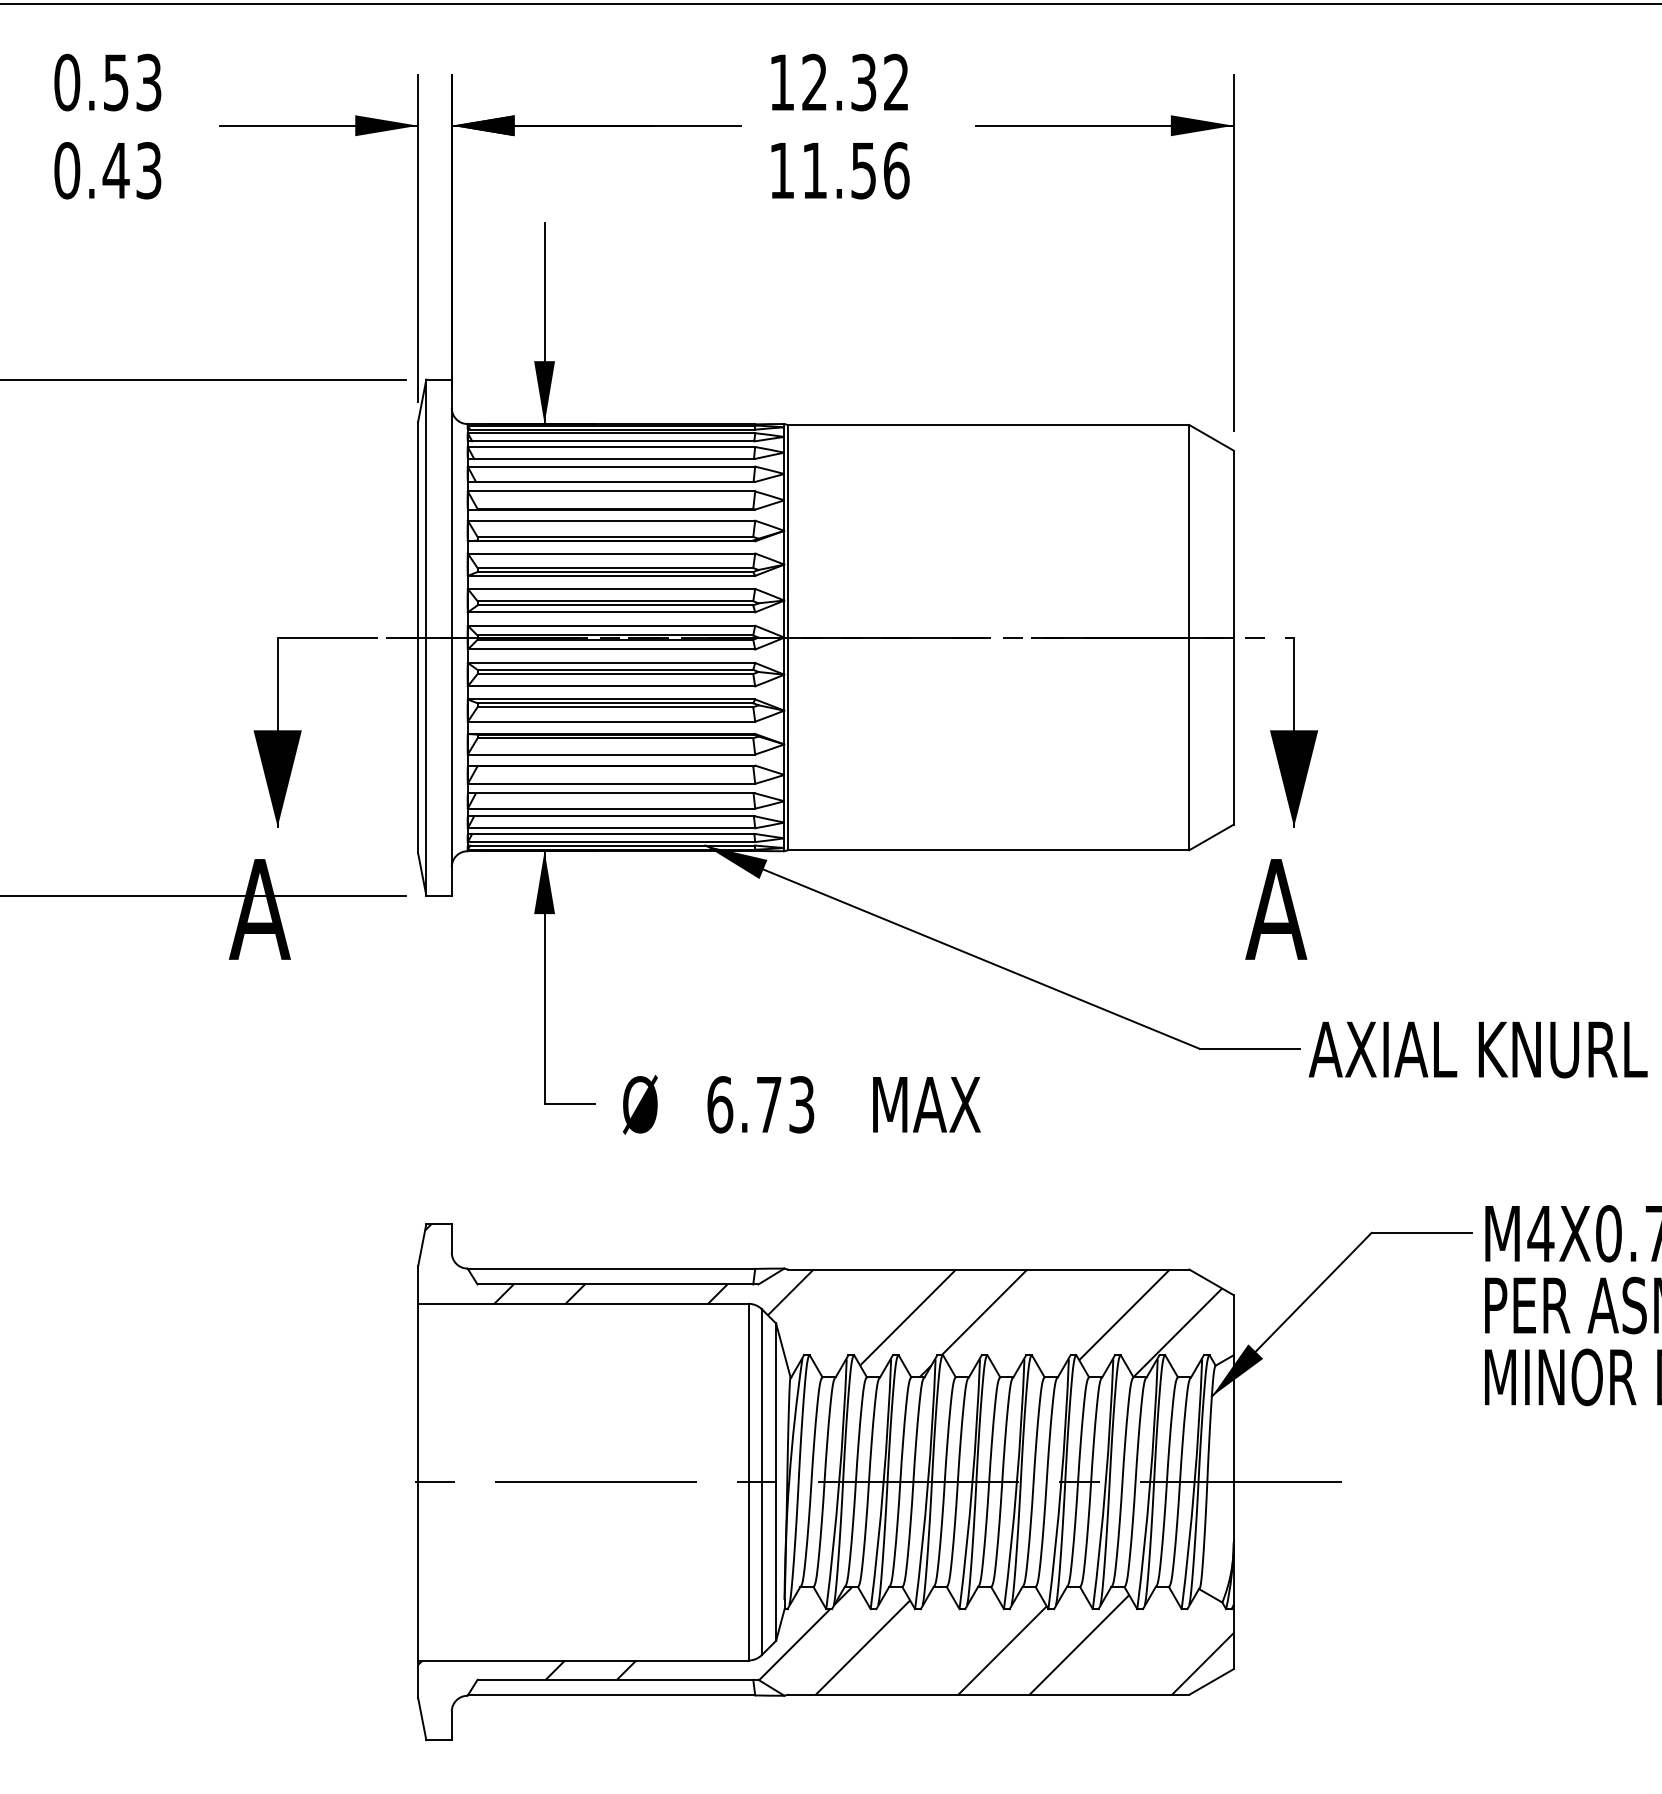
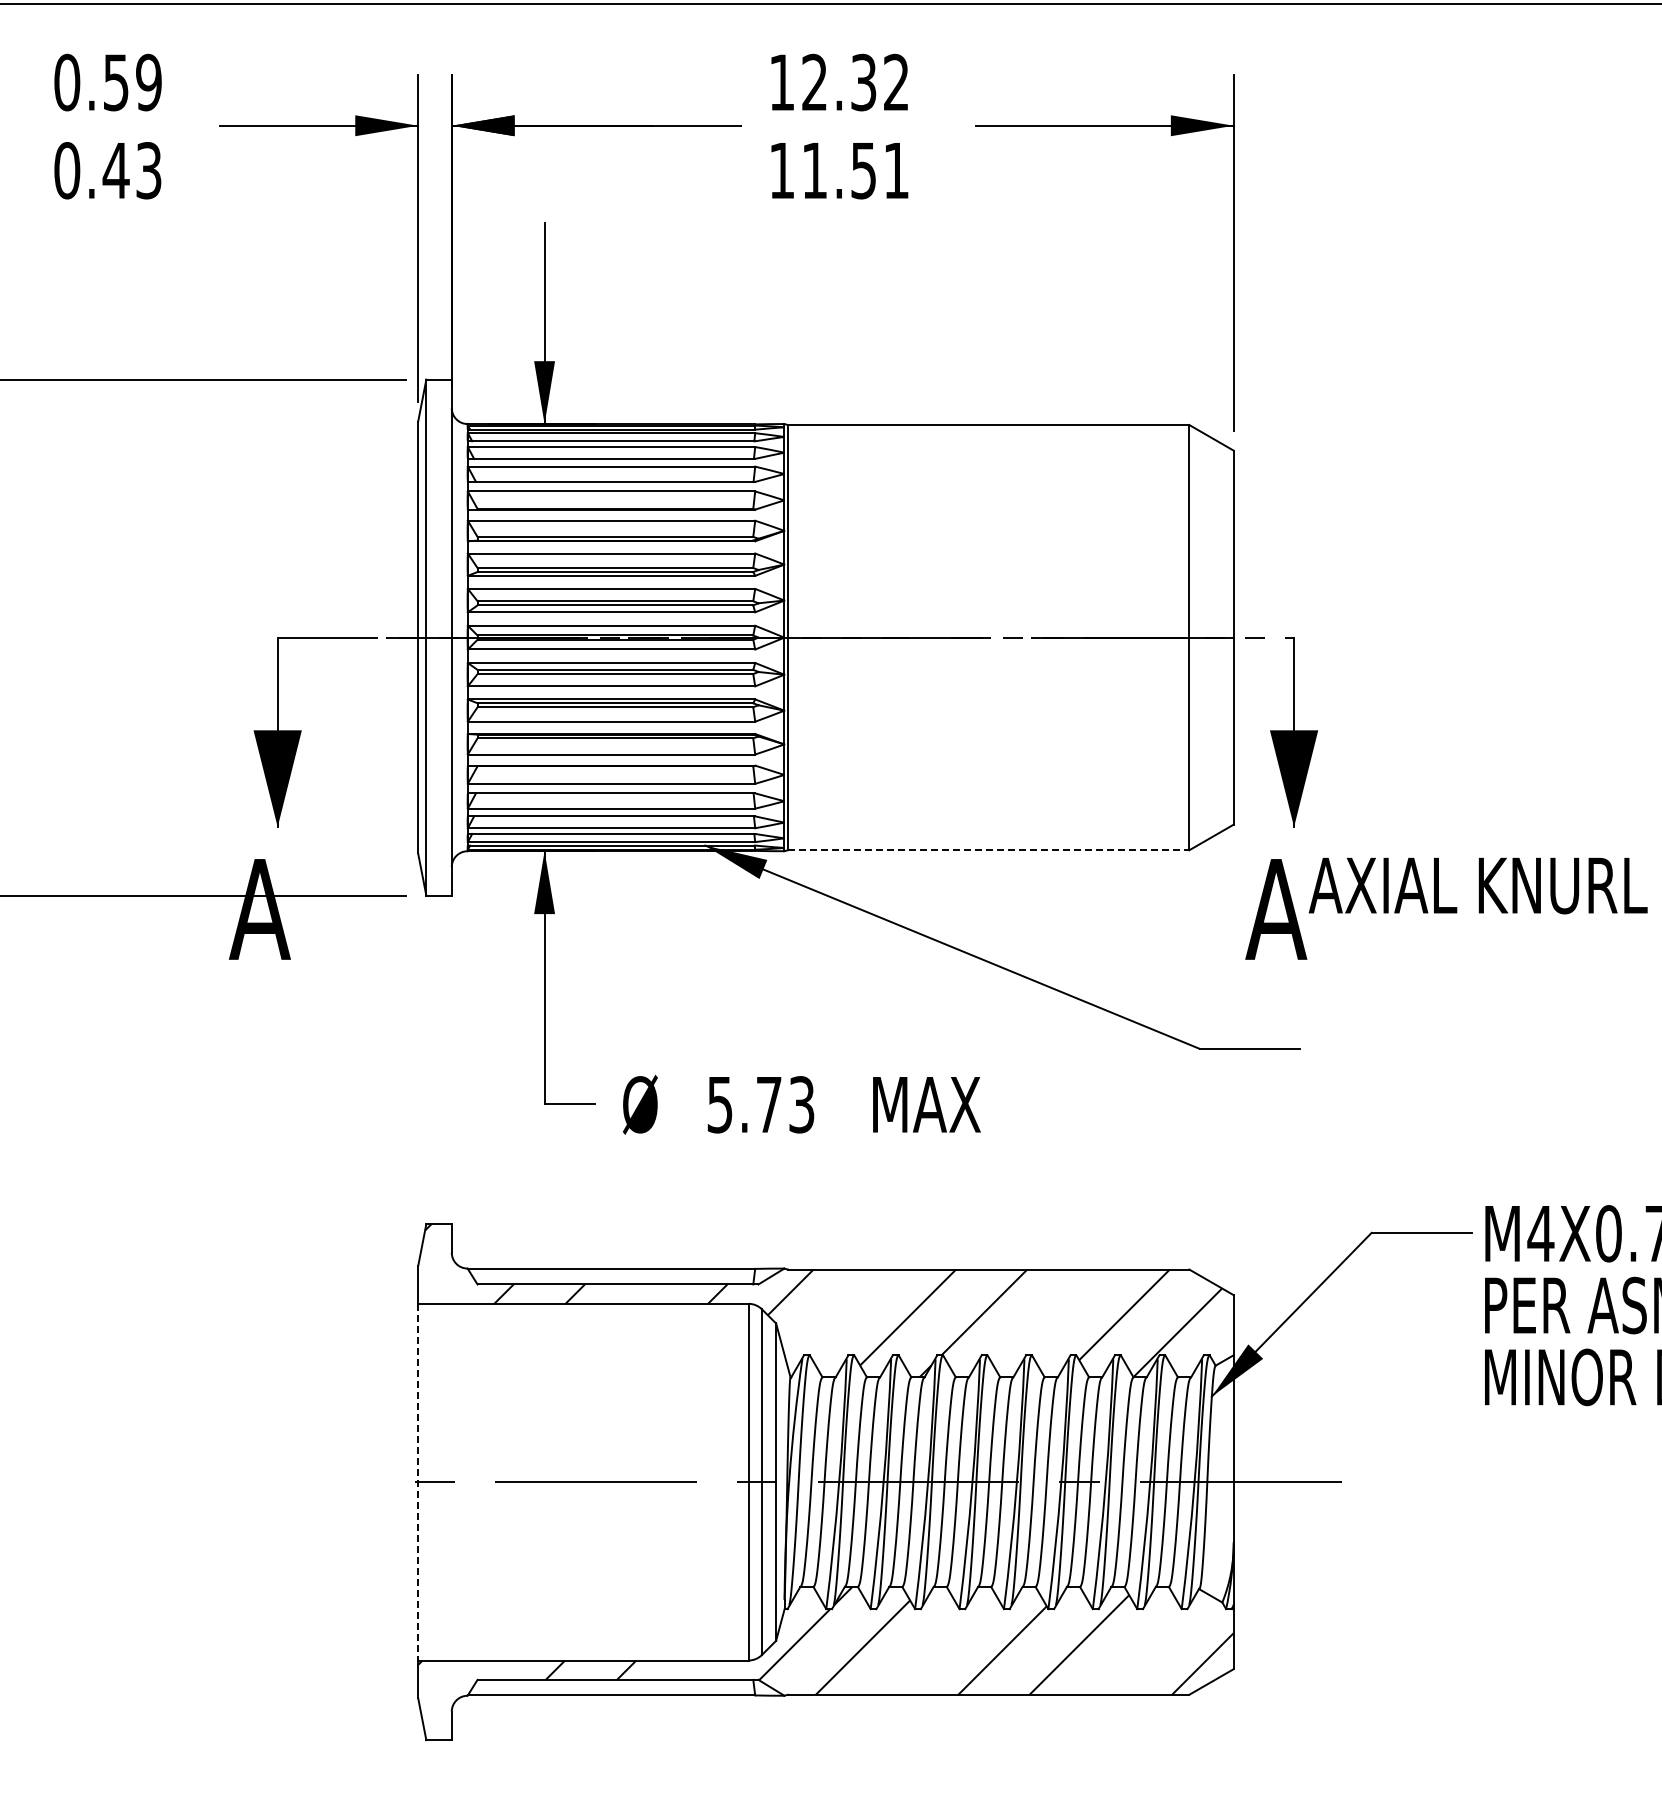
text: 0.53 -> 0.59 (148, 82)
text: 11.56 -> 11.51 (896, 170)
line: solid -> dashed (988, 850)
text position: (1477, 1049) -> (1477, 885) (1477, 885)
text: 6.73 -> 5.73 (720, 1104)
line: solid -> dashed (418, 1482)
